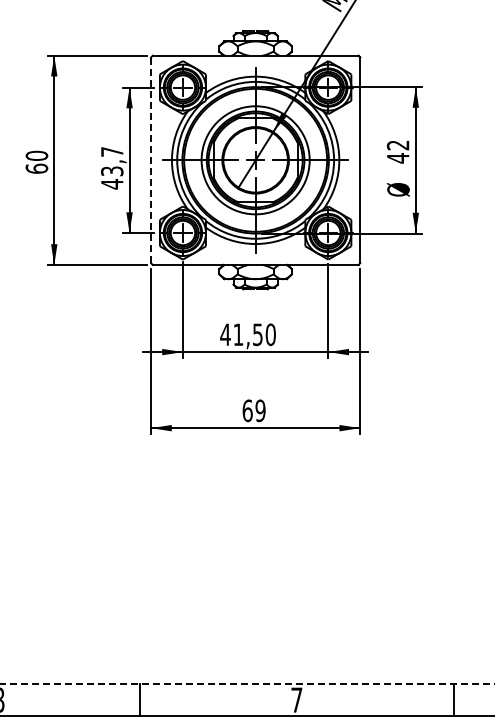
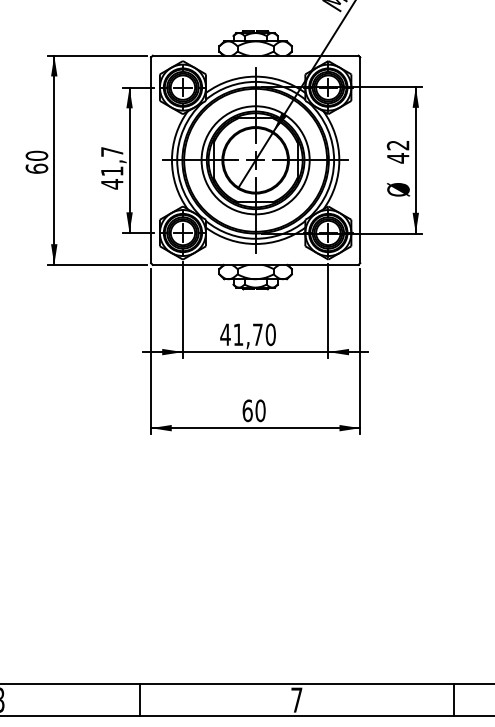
line: dashed -> solid (151, 160)
text: 43,7 -> 41,7 (112, 171)
text: 41,50 -> 41,70 (257, 334)
text: 69 -> 60 (260, 410)
line: dashed -> solid (247, 684)
